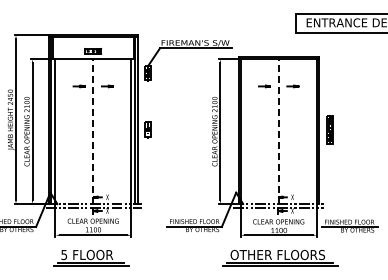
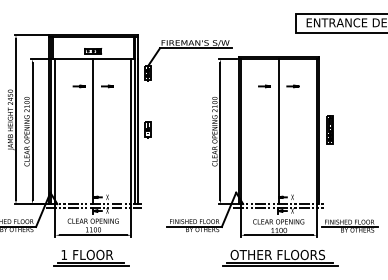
line: dashed -> solid (93, 131)
line: dashed -> solid (278, 131)
text: 5 -> 1 (64, 255)
